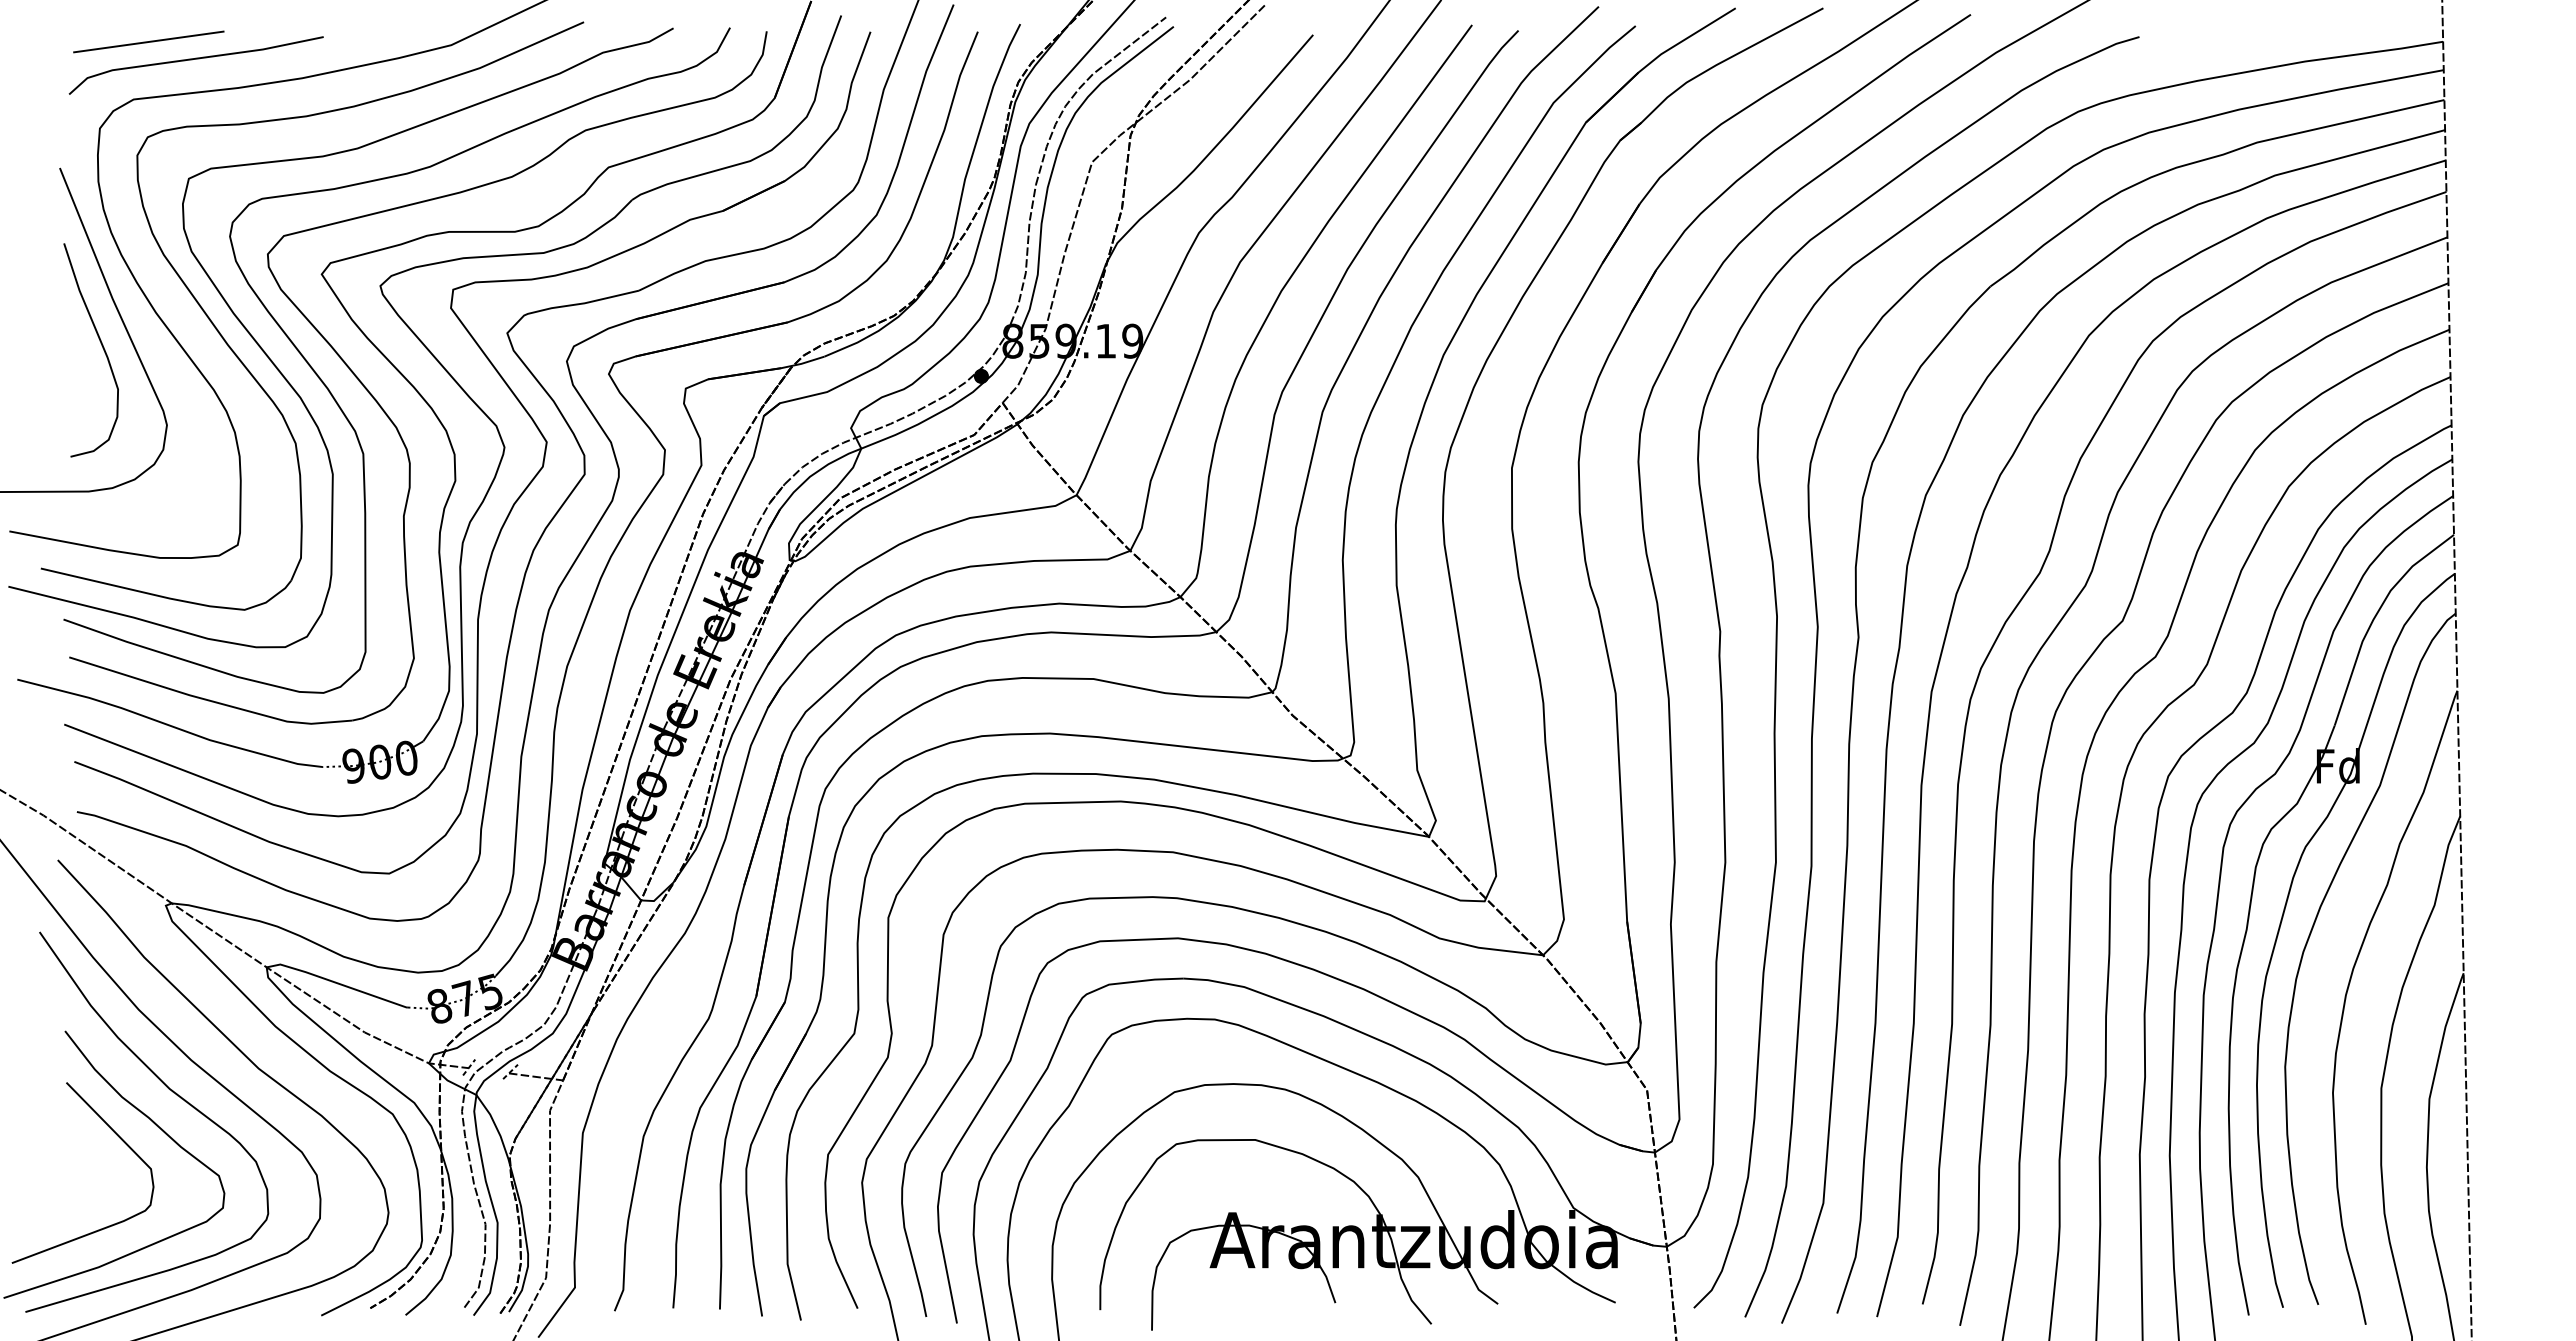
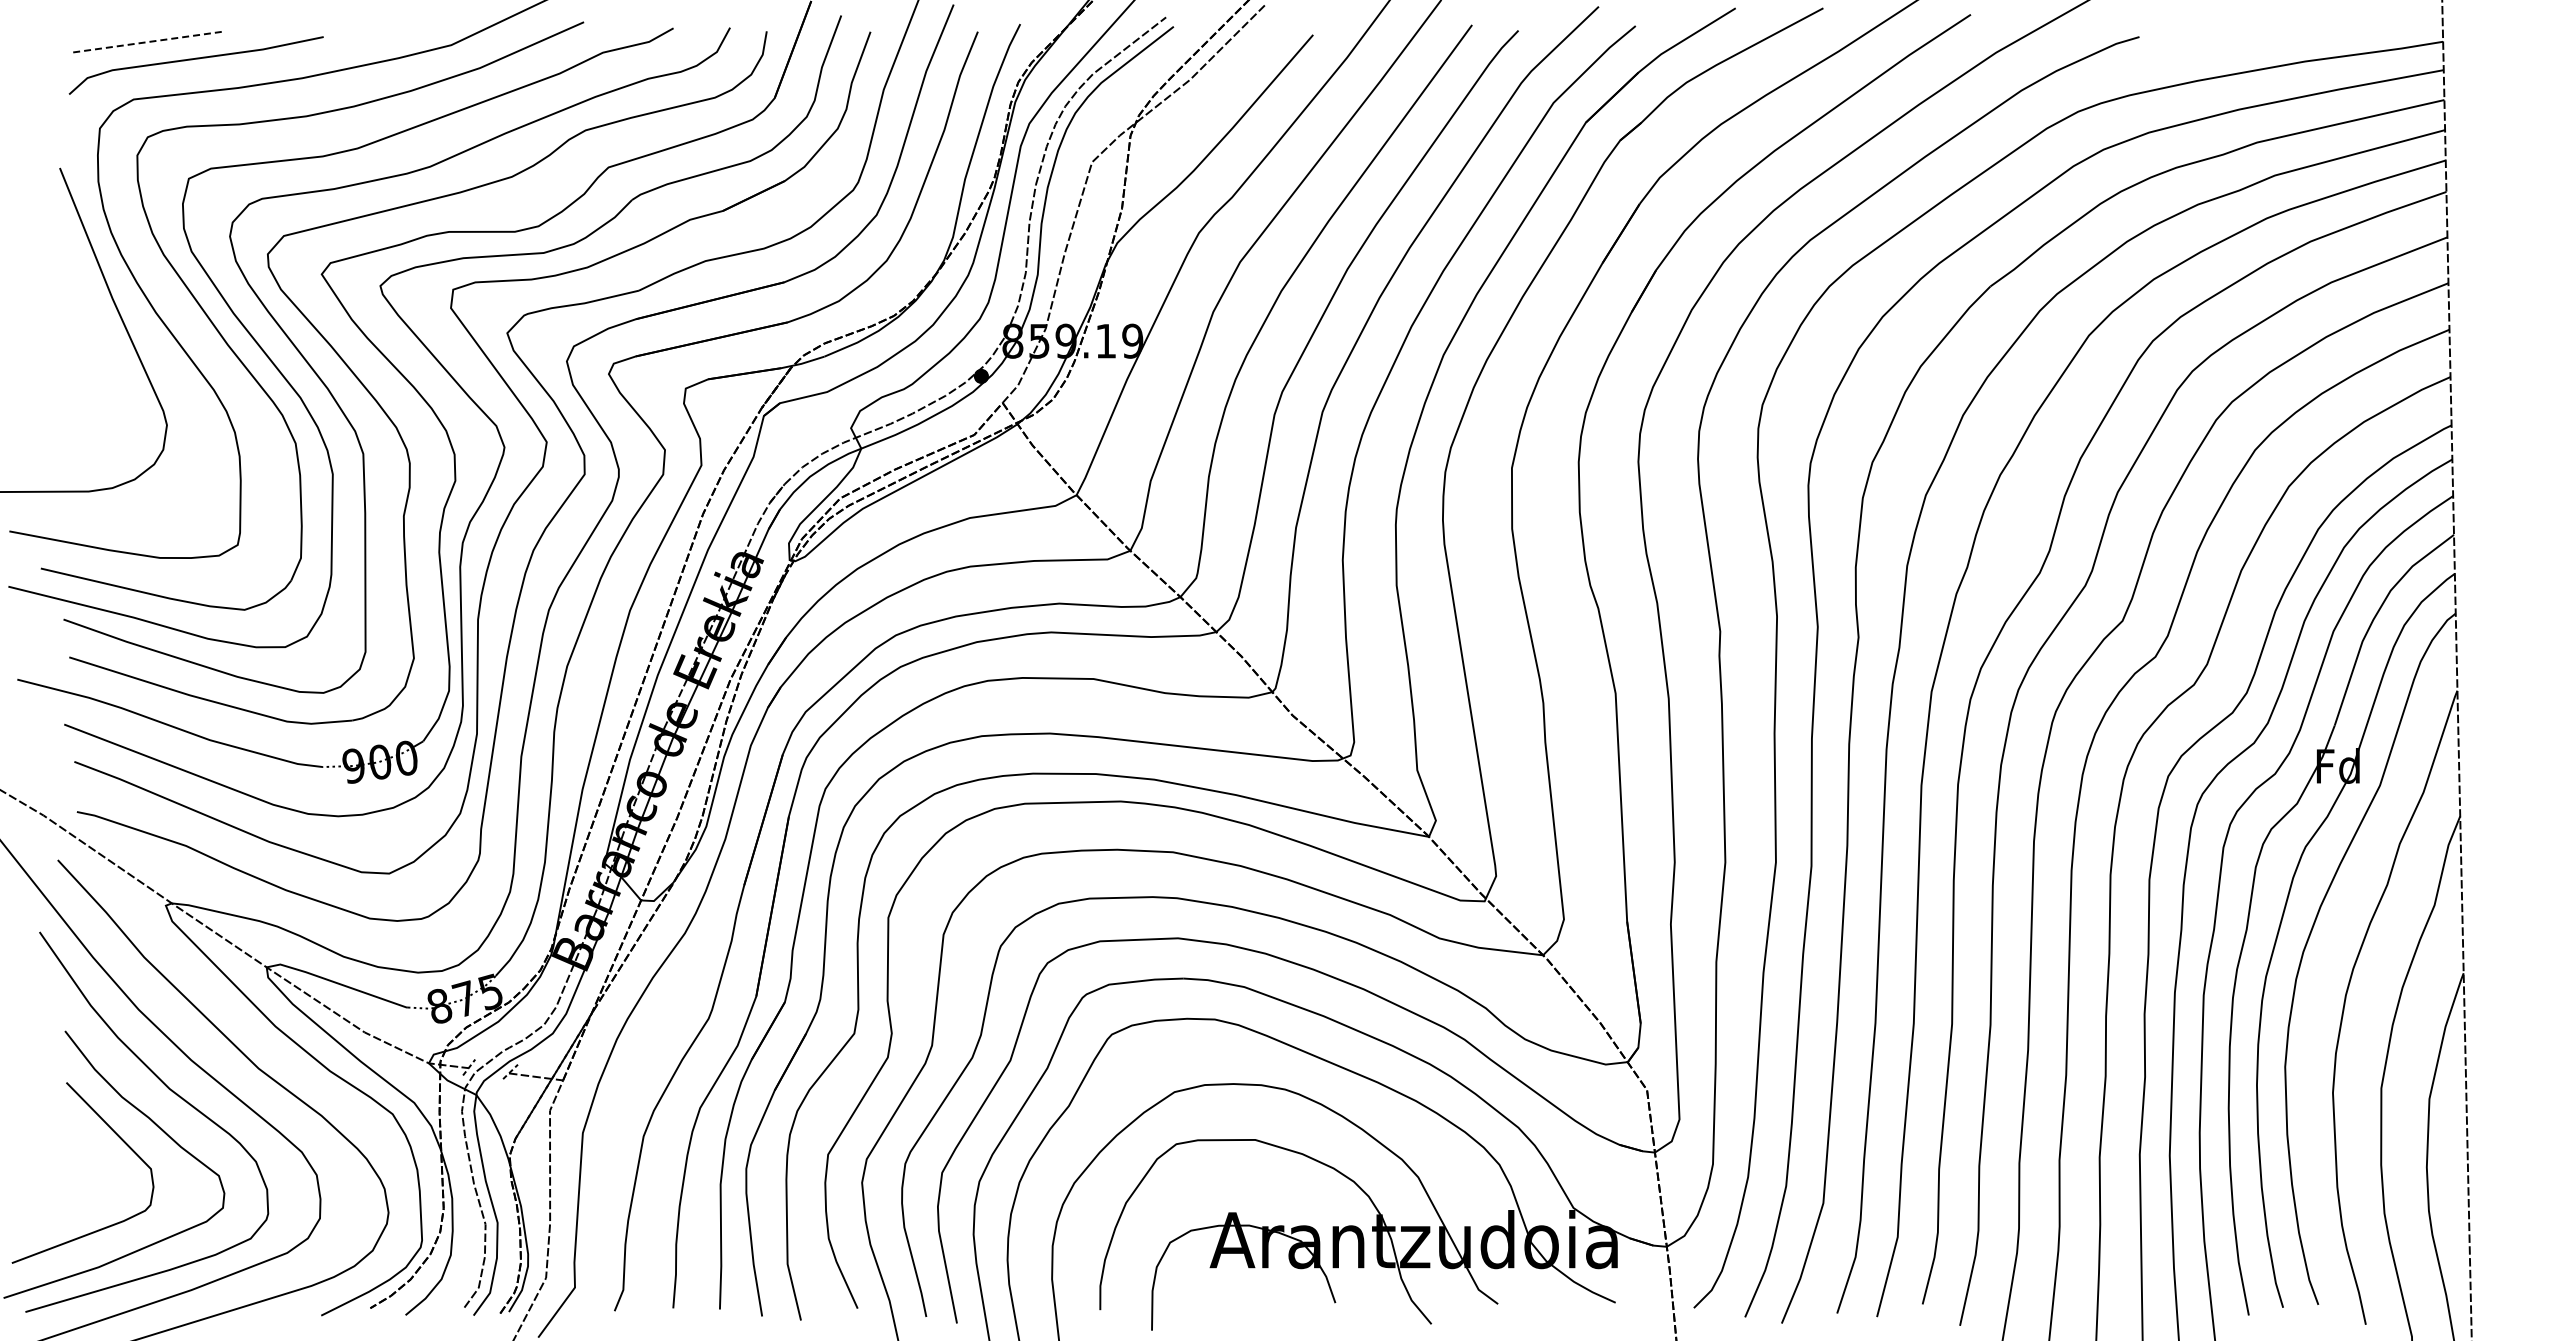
line: solid -> dashed (149, 41)
curve: present -> none (101, 345)
